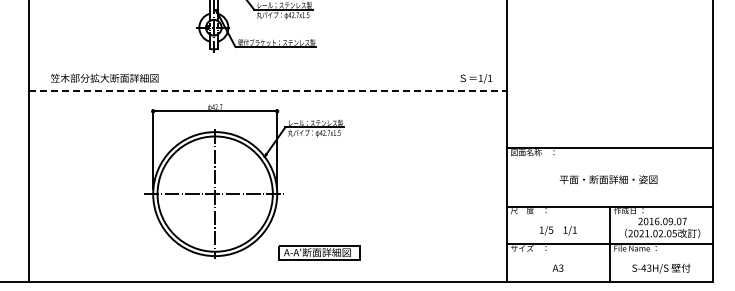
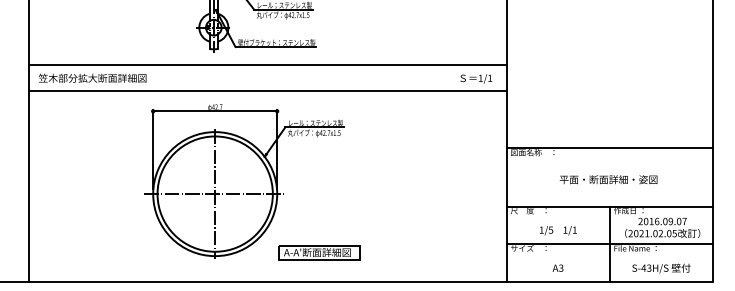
line: none -> present (267, 64)
text position: (104, 77) -> (92, 77) (92, 77)
line: dashed -> solid (267, 91)
